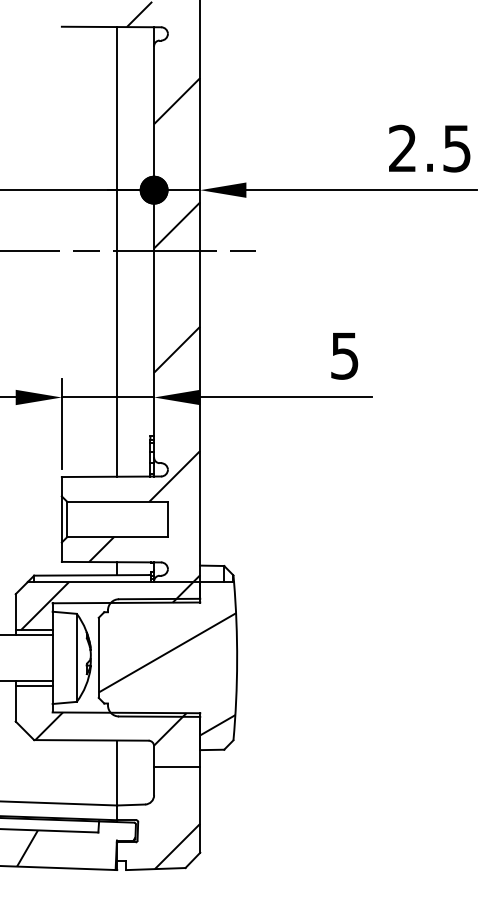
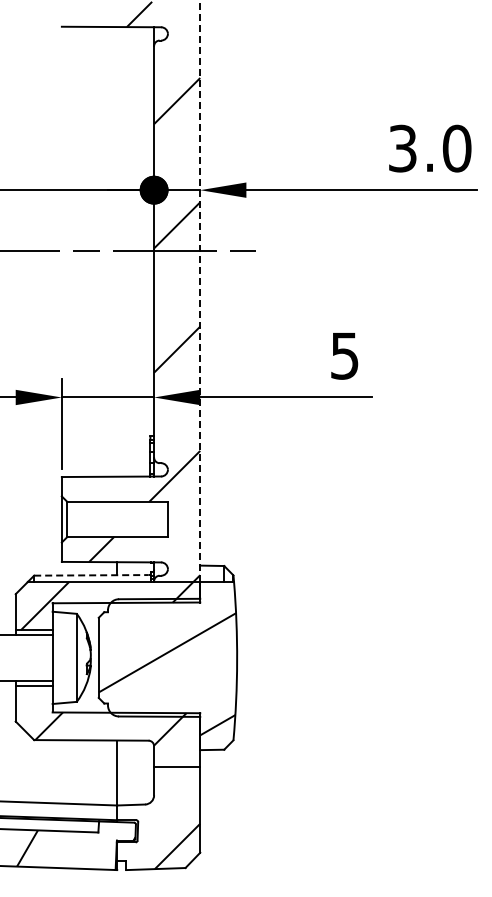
text: 2.5 -> 3.0 (430, 148)
line: present -> none (117, 251)
line: solid -> dashed (200, 291)
line: solid -> dashed (91, 575)
